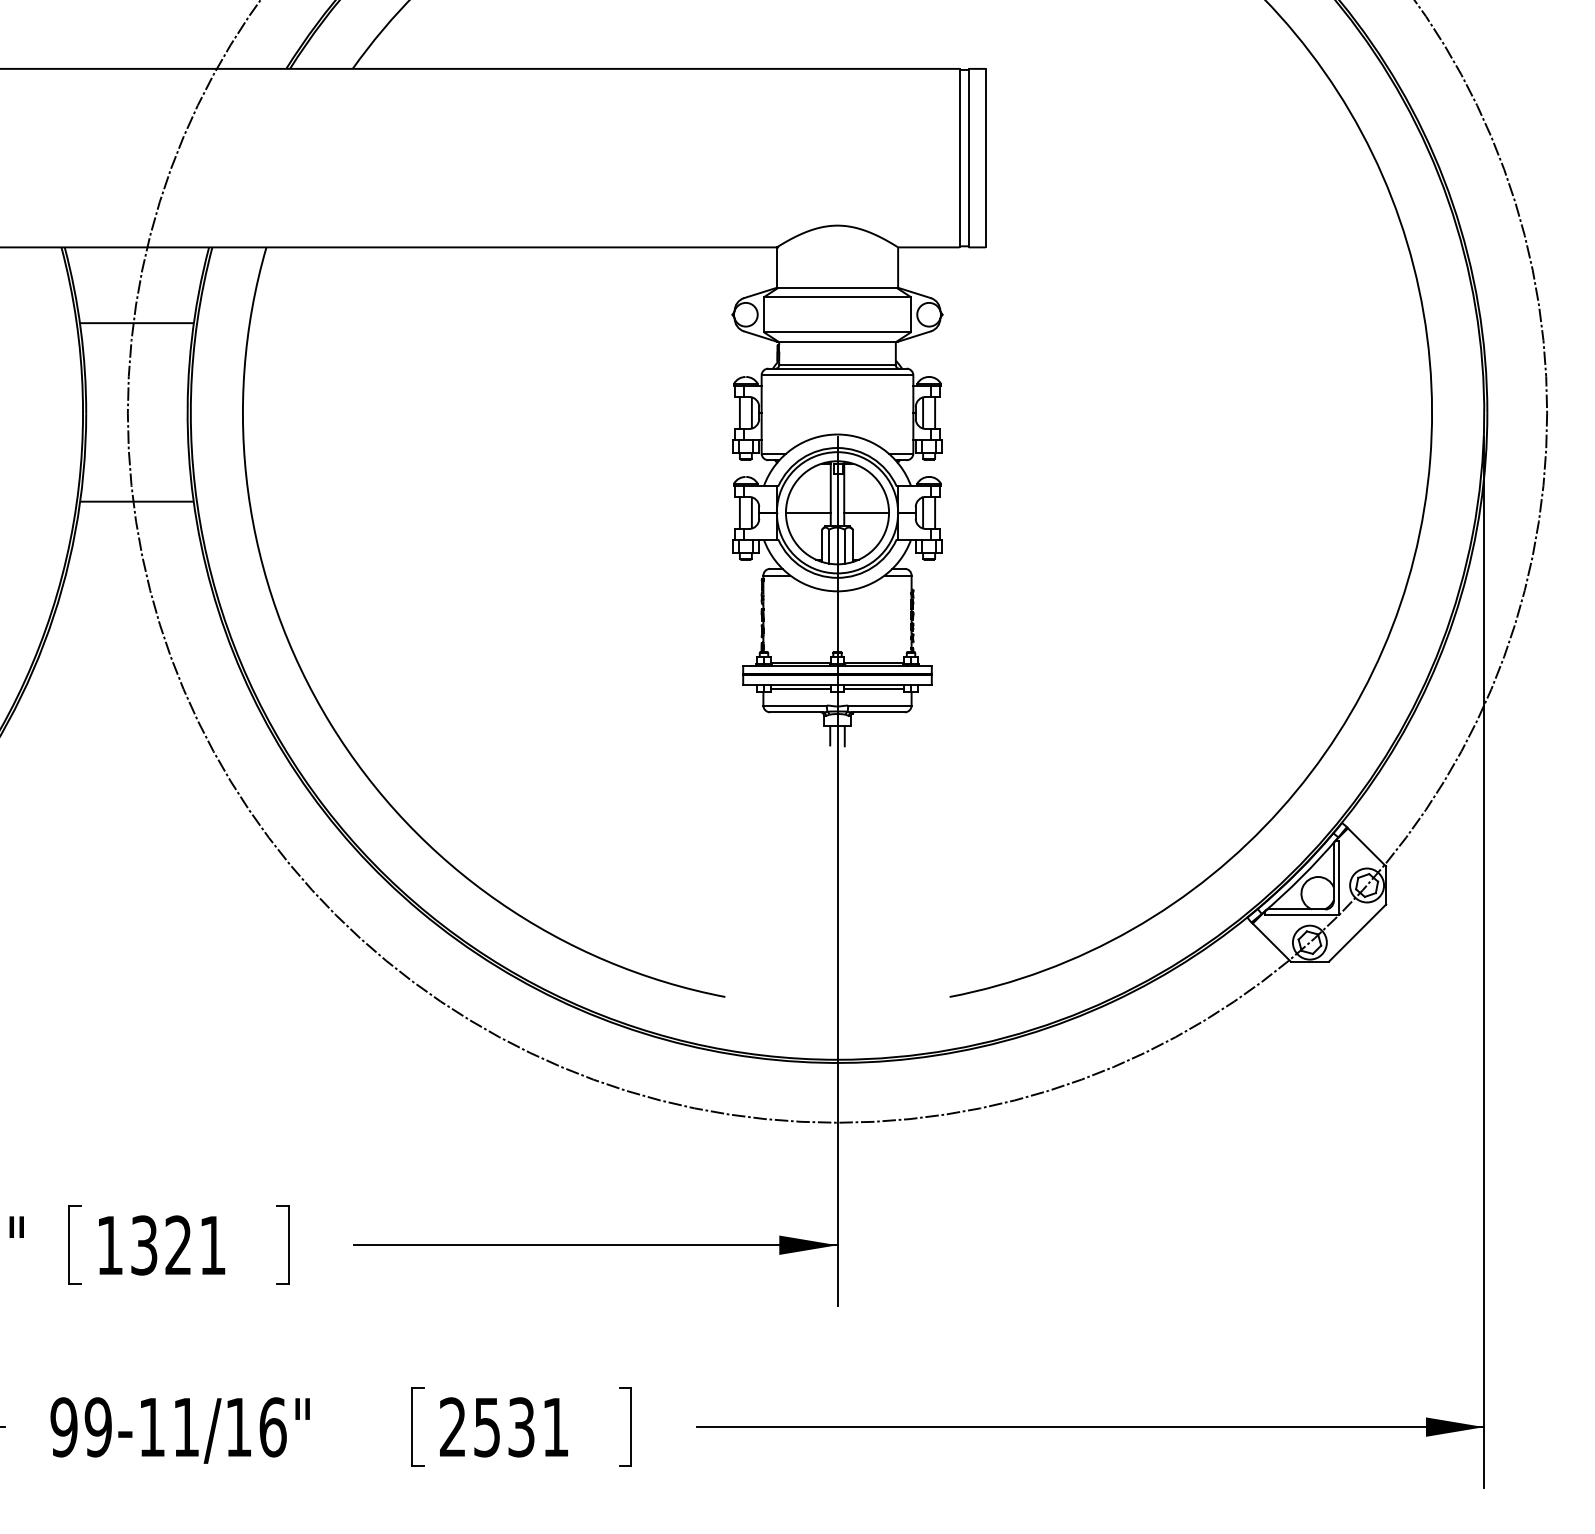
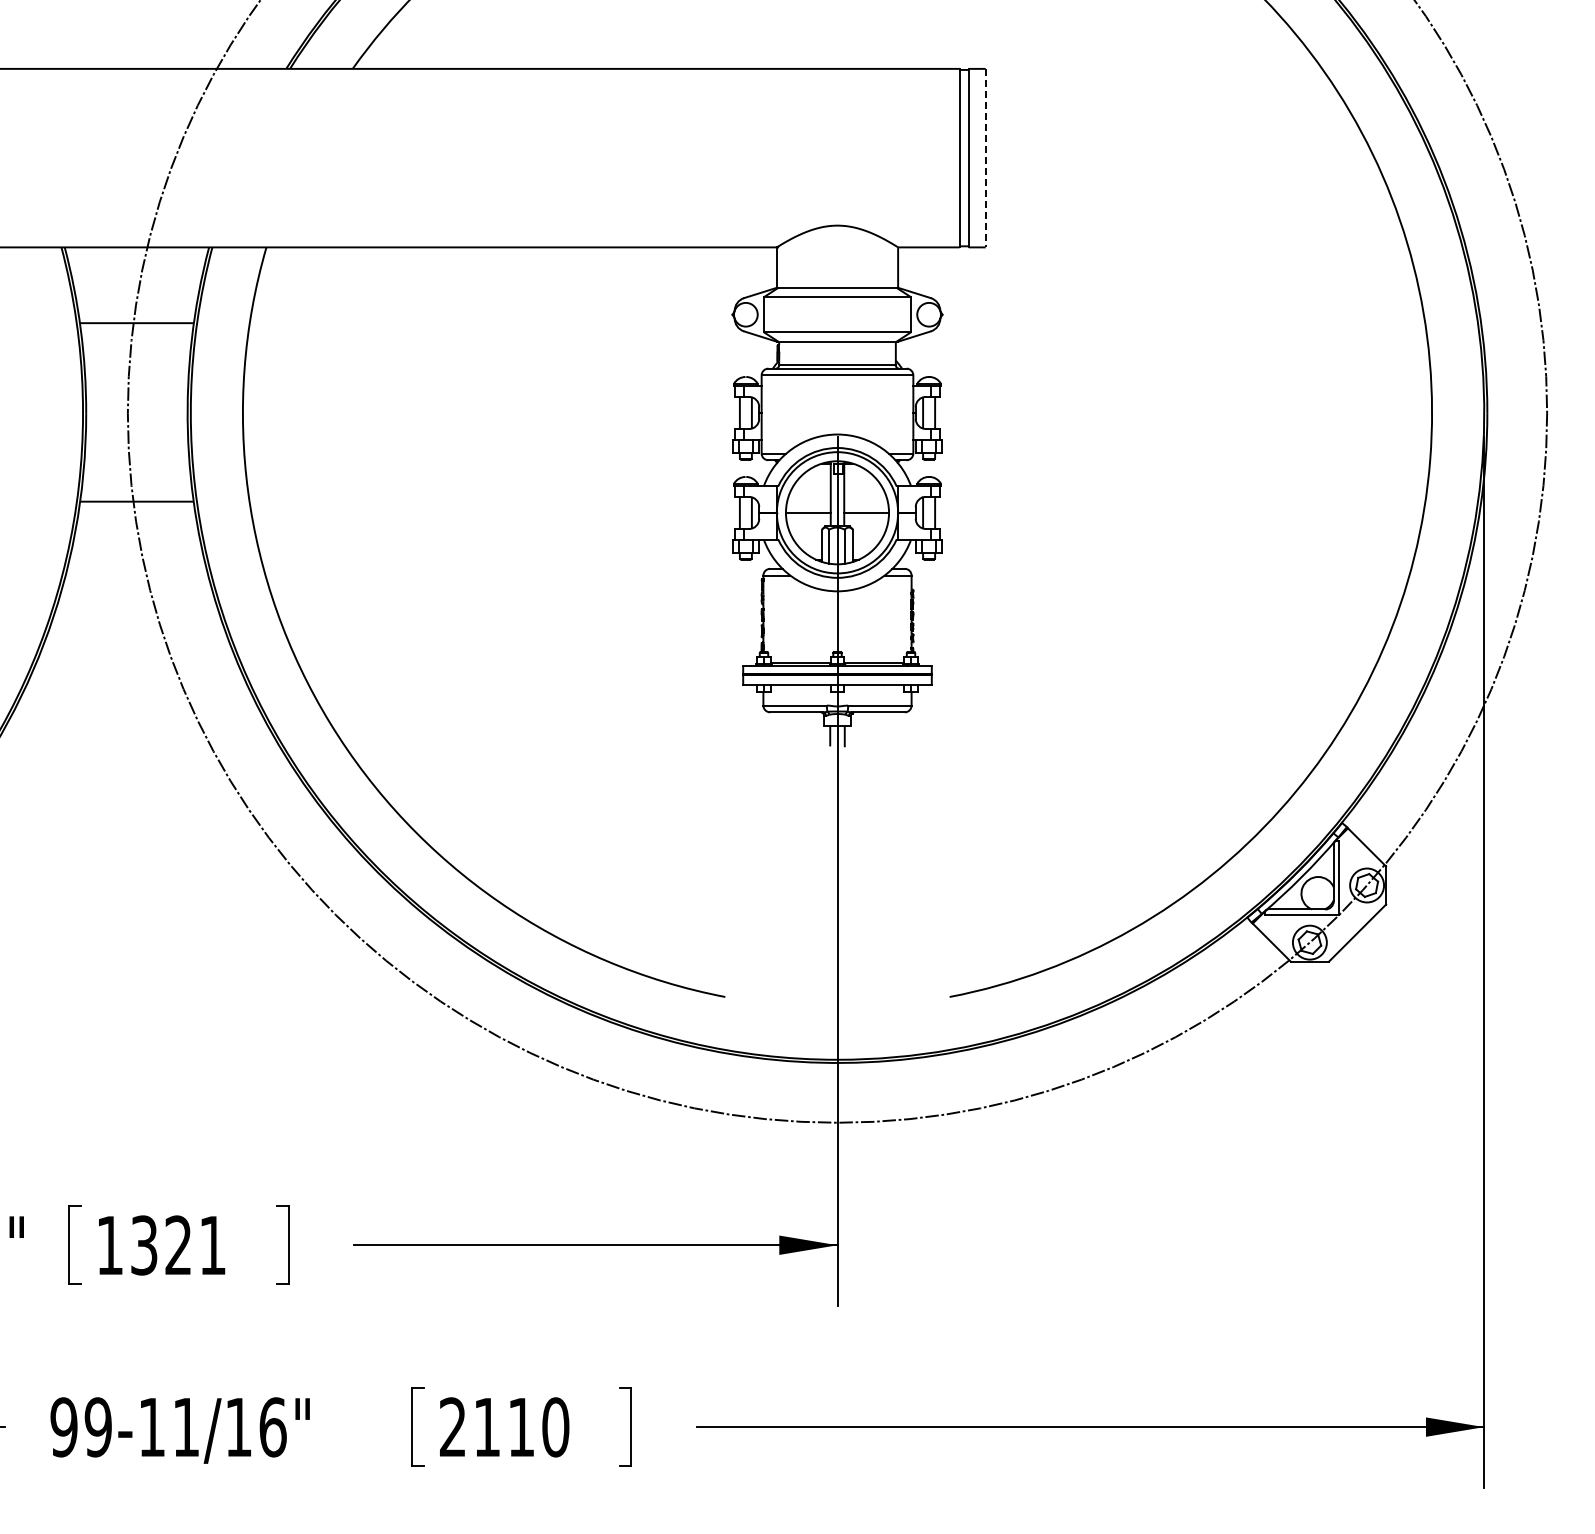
line: solid -> dashed (985, 158)
line: present -> none (800, 688)
line: present -> none (874, 688)
text: 2531 -> 2110 (521, 1427)
